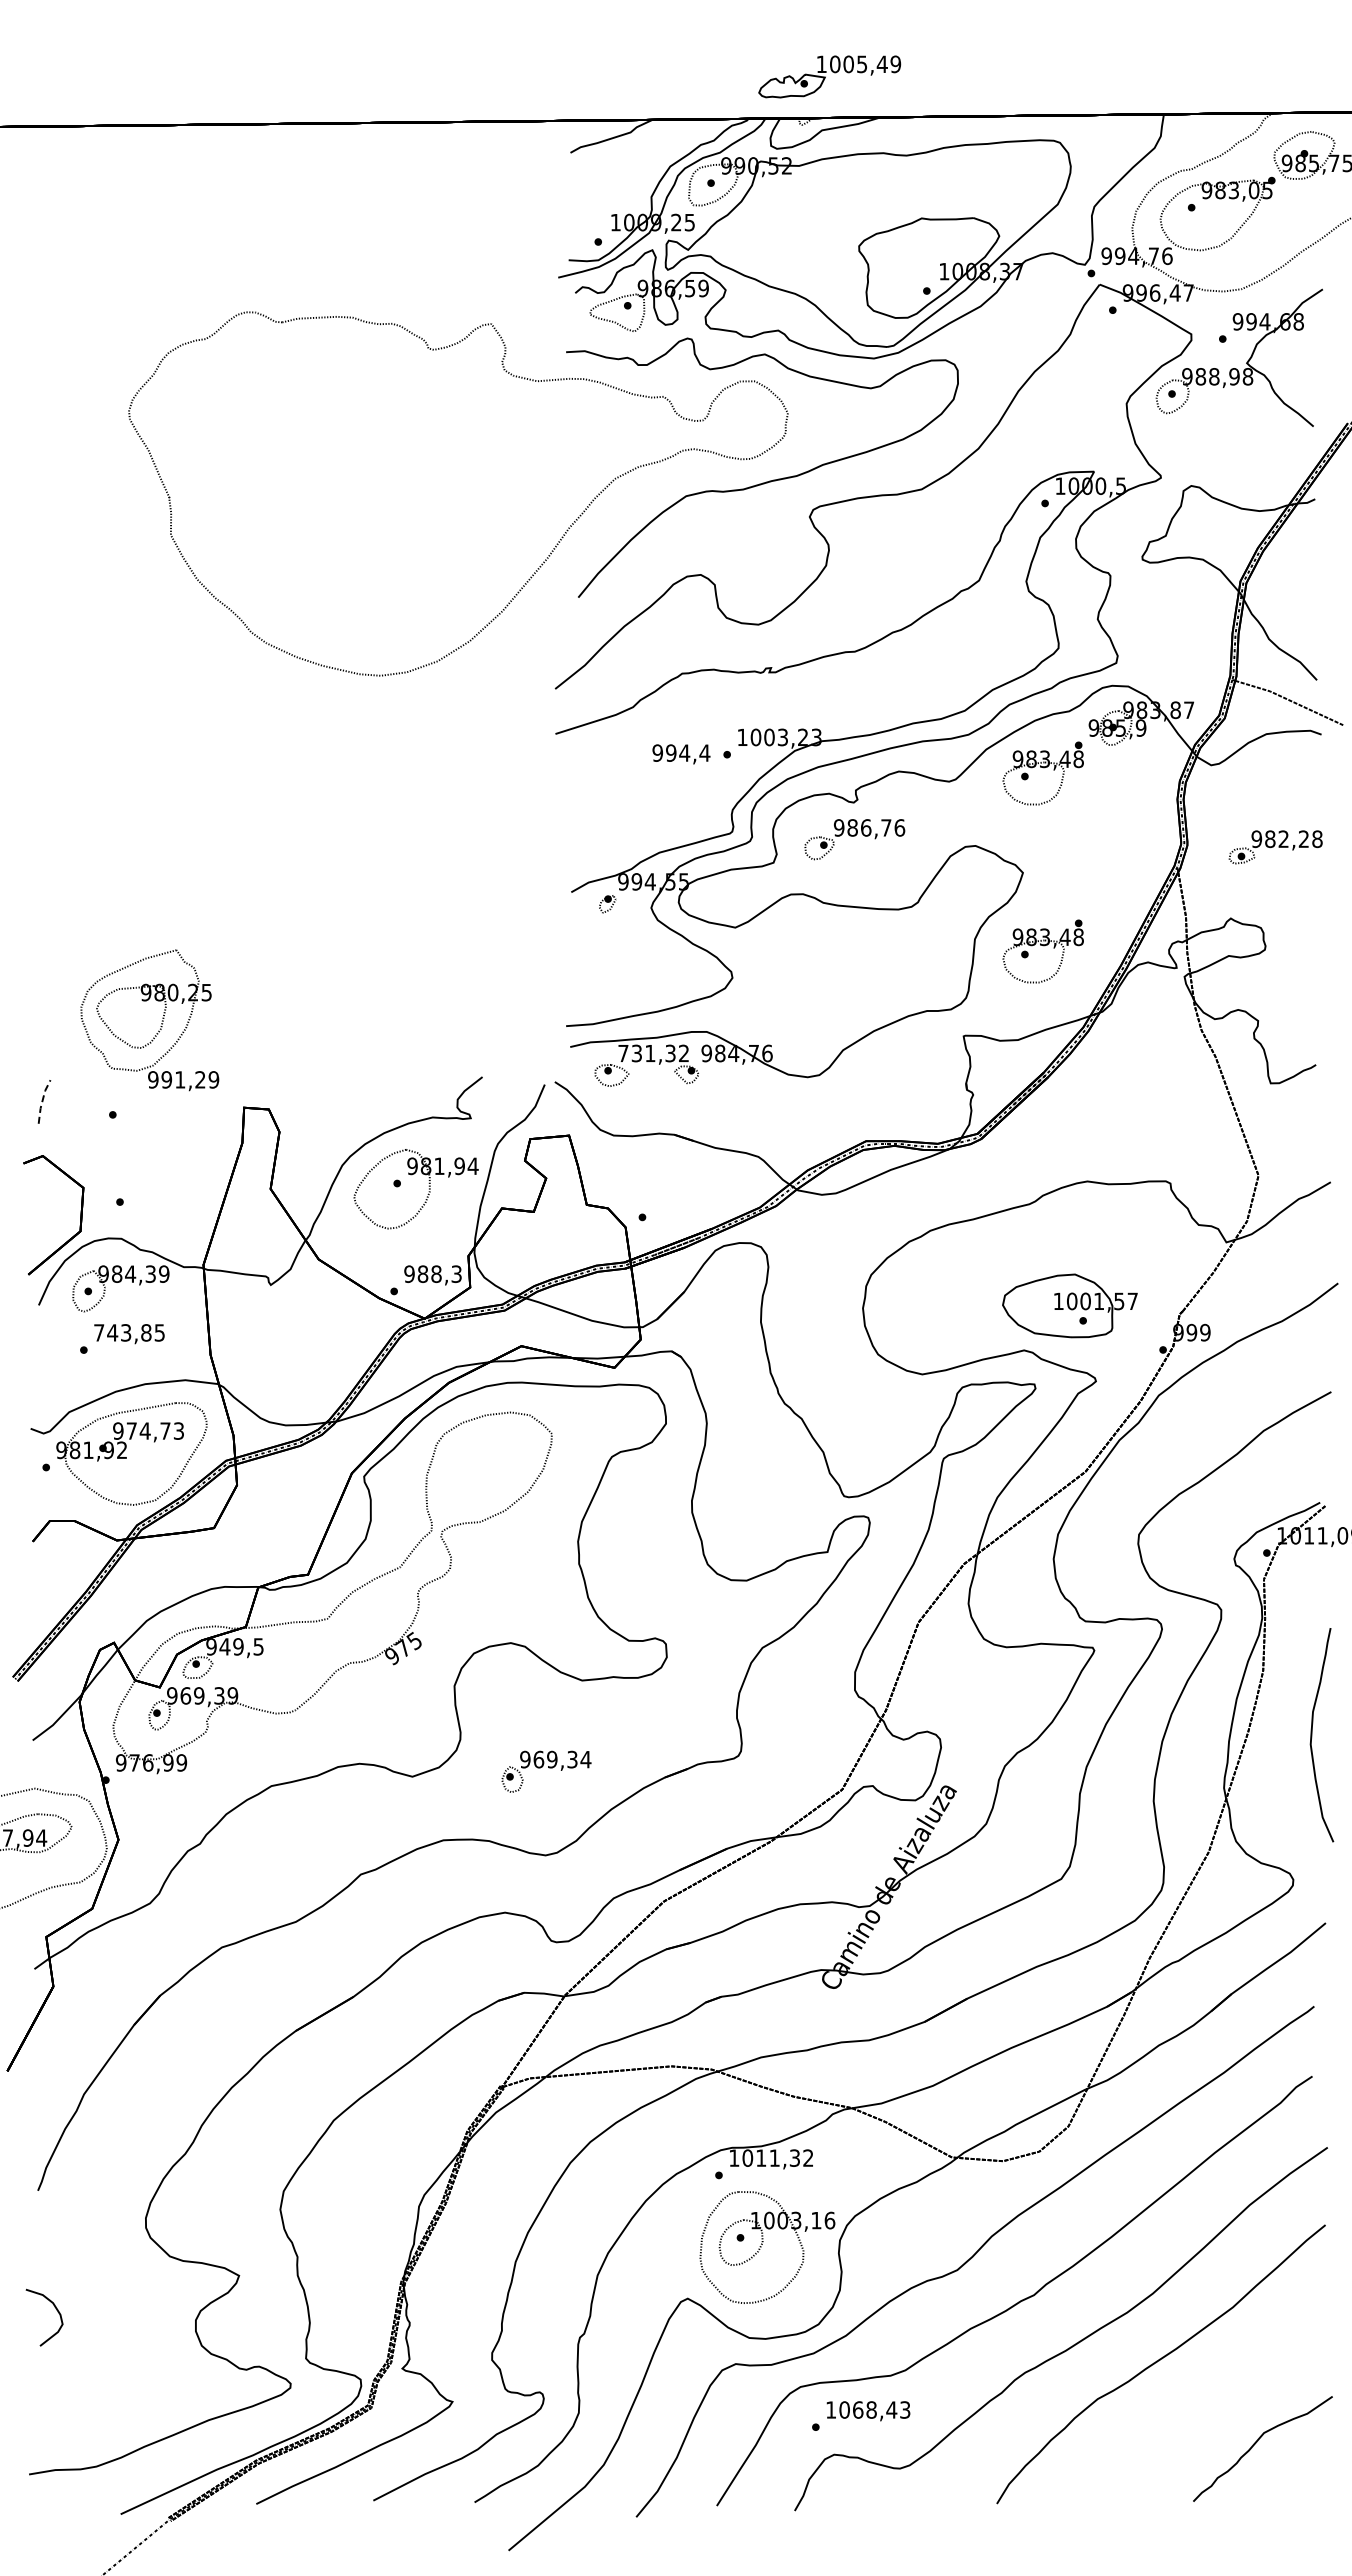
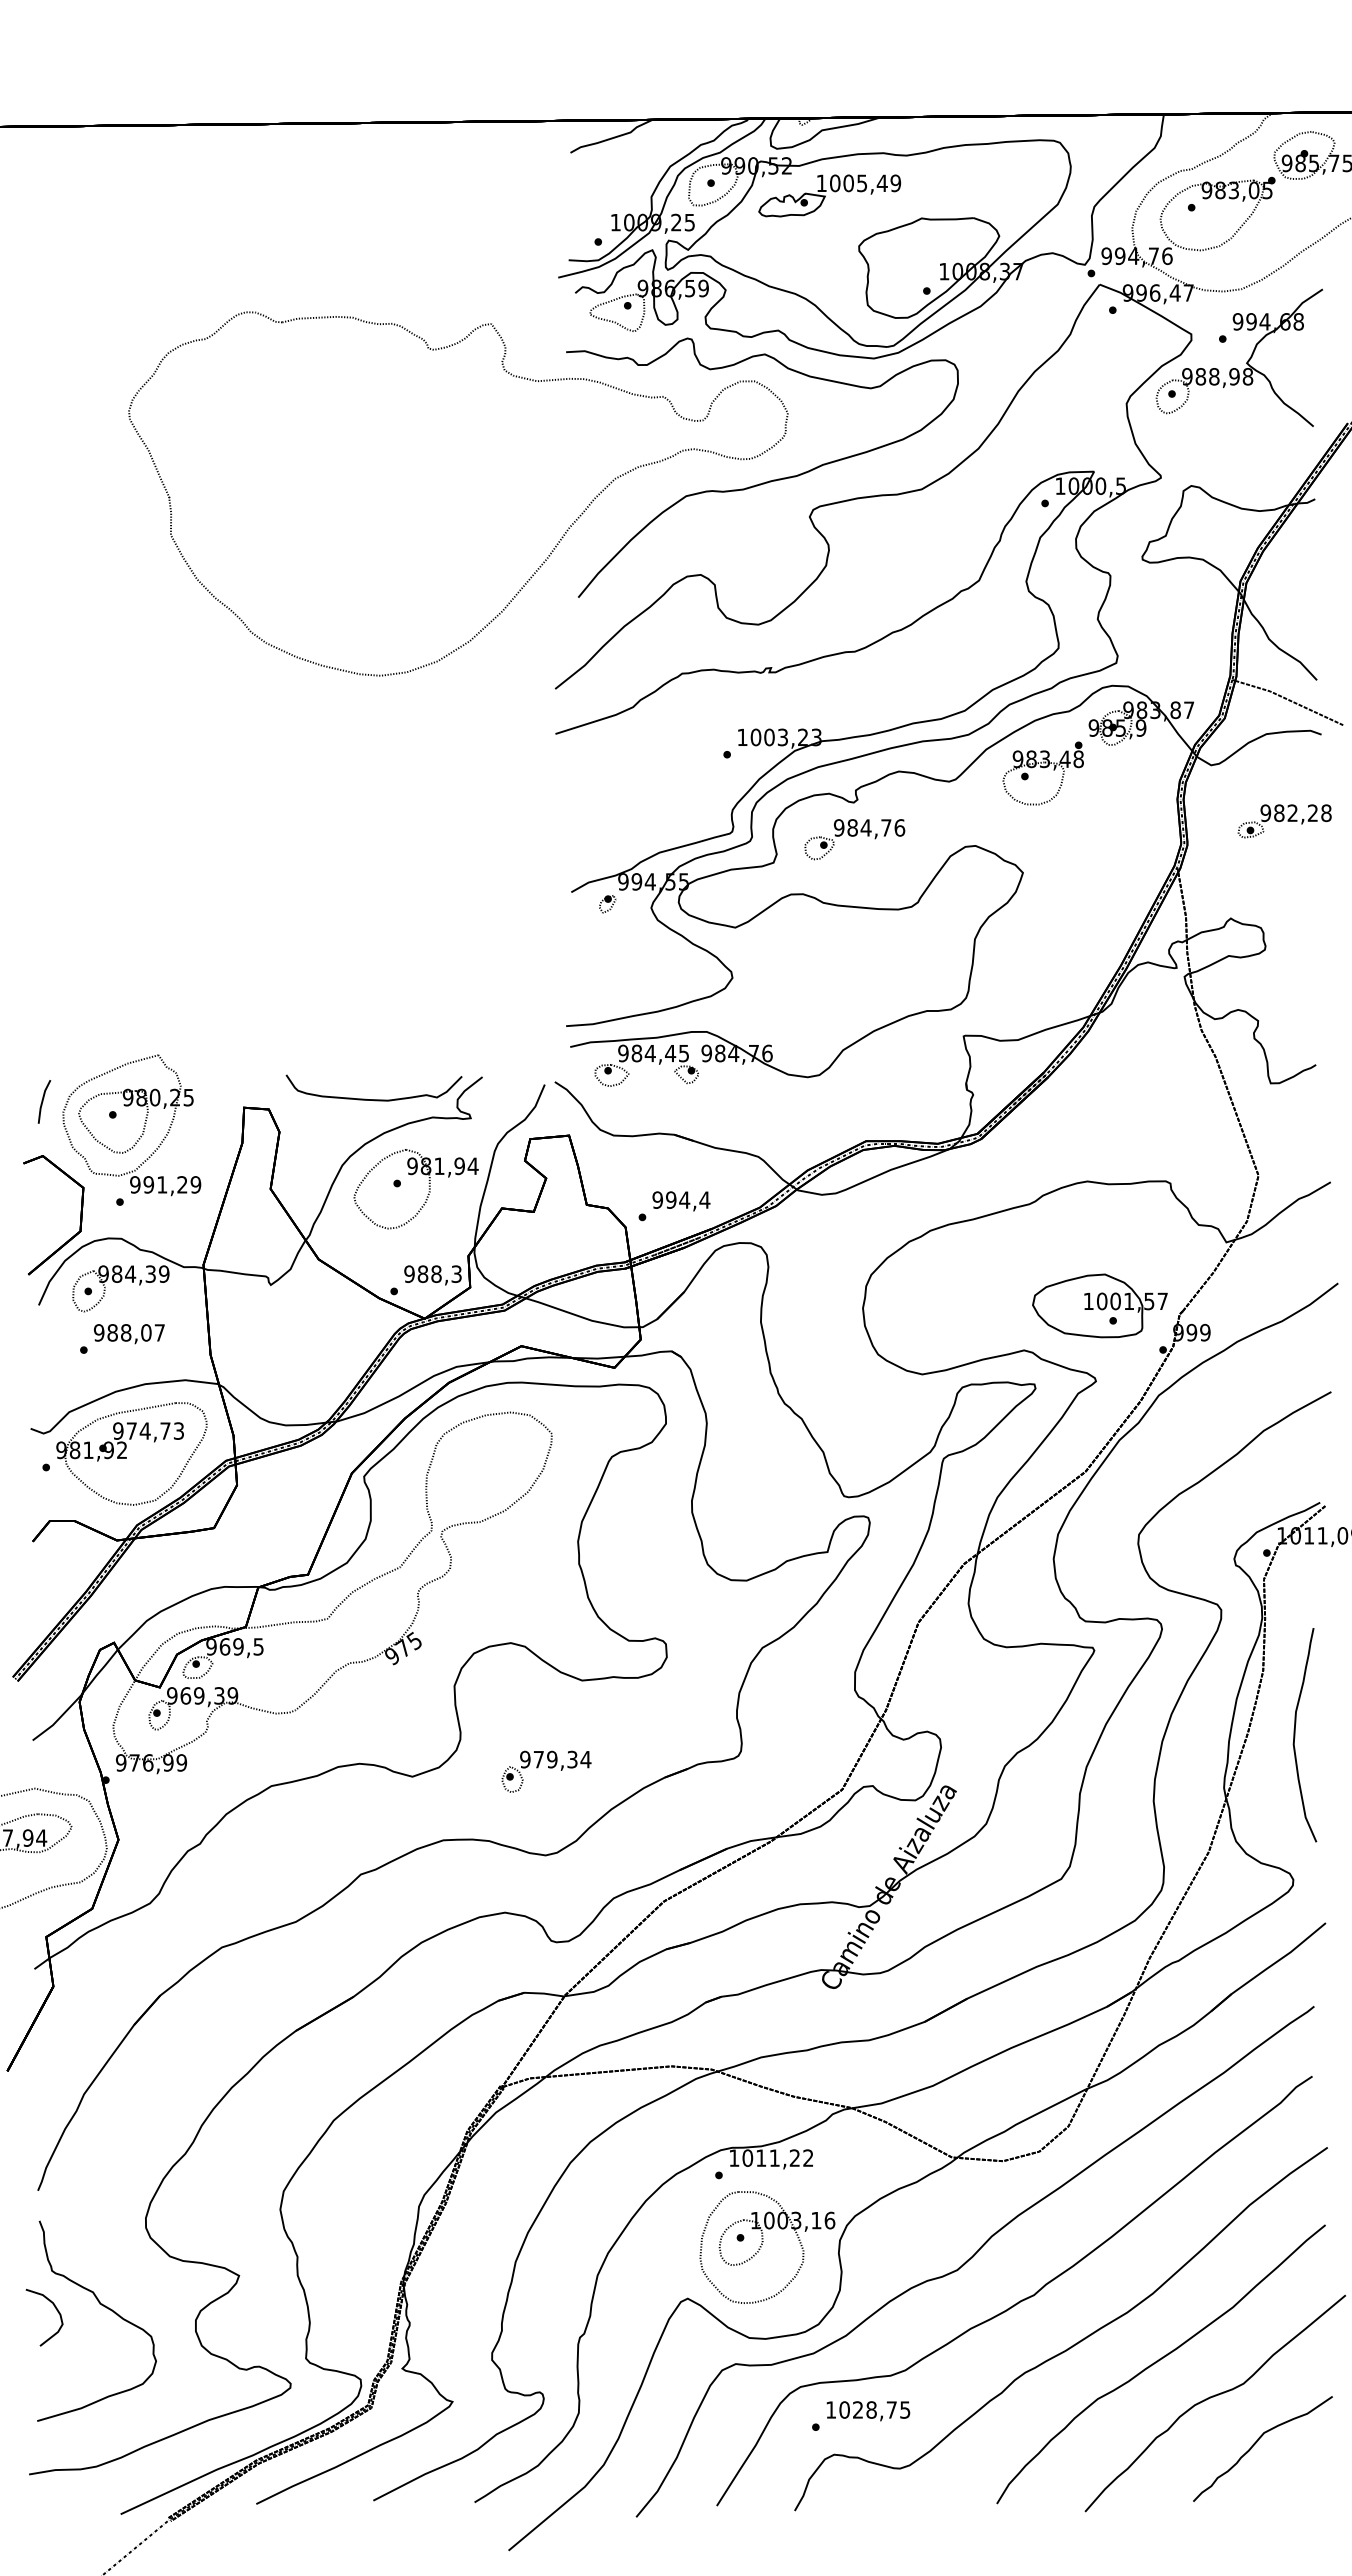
part position: (829, 76) -> (829, 195) (829, 195)
text position: (681, 754) -> (681, 1201) (681, 1201)
text: 986,76 -> 984,76 (865, 827)
part position: (1275, 847) -> (1284, 821) (1284, 821)
part: present -> none (1042, 951)
part position: (161, 1023) -> (143, 1128) (143, 1128)
text: 731,32 -> 984,45 (653, 1053)
curve: none -> present (373, 1099)
line: dashed -> solid (42, 1100)
part position: (1069, 1305) -> (1099, 1305) (1099, 1305)
text: 743,85 -> 988,07 (128, 1332)
text: 949,5 -> 969,5 (224, 1646)
curve position: (1312, 1735) -> (1295, 1735) (1295, 1735)
text: 969,34 -> 979,34 (538, 1759)
text: 1011,32 -> 1011,22 (794, 2157)
curve: none -> present (104, 2307)
curve: none -> present (1213, 2397)
text: 1068,43 -> 1028,75 (881, 2409)
